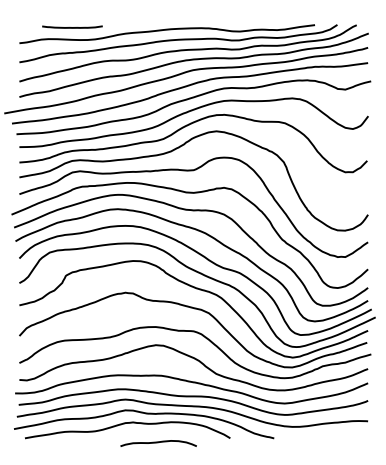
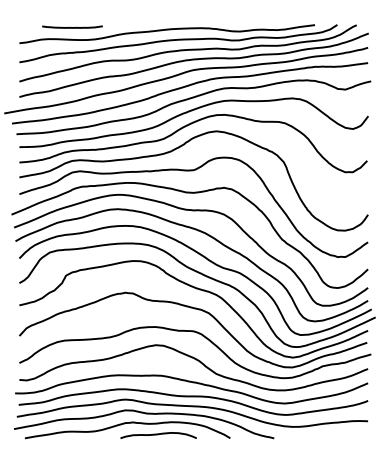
curve position: (158, 443) -> (158, 435) (158, 435)
